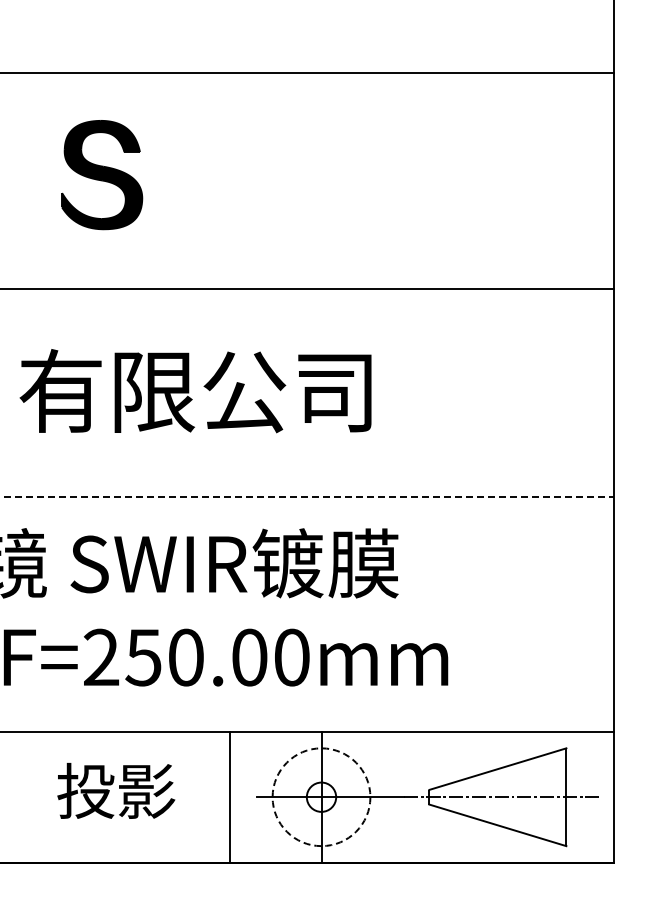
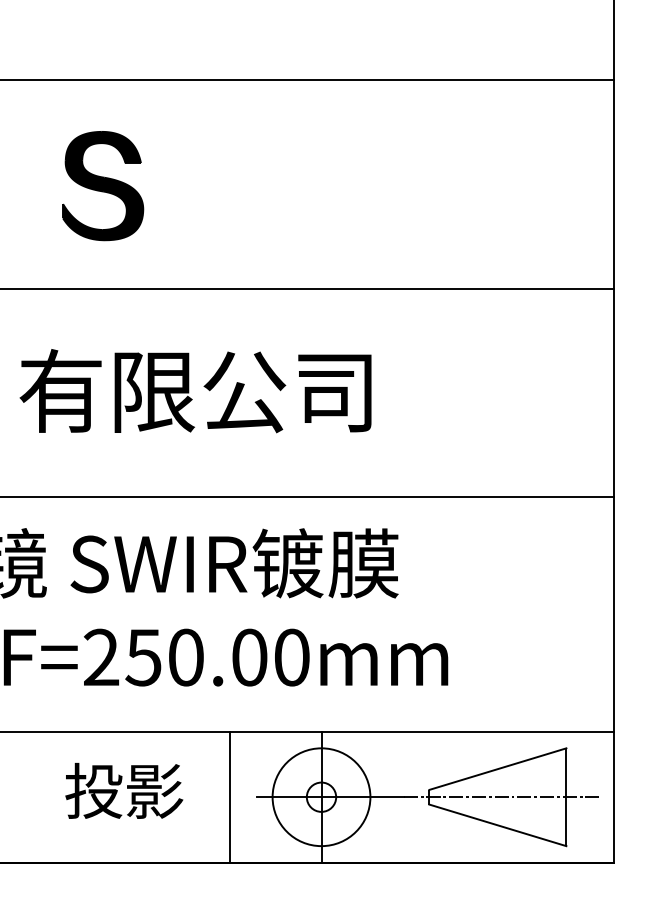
line position: (308, 72) -> (308, 79) (308, 79)
part position: (102, 175) -> (103, 186) (103, 186)
line: dashed -> solid (307, 497)
text position: (116, 790) -> (124, 790) (124, 790)
circle: dashed -> solid (321, 797)
